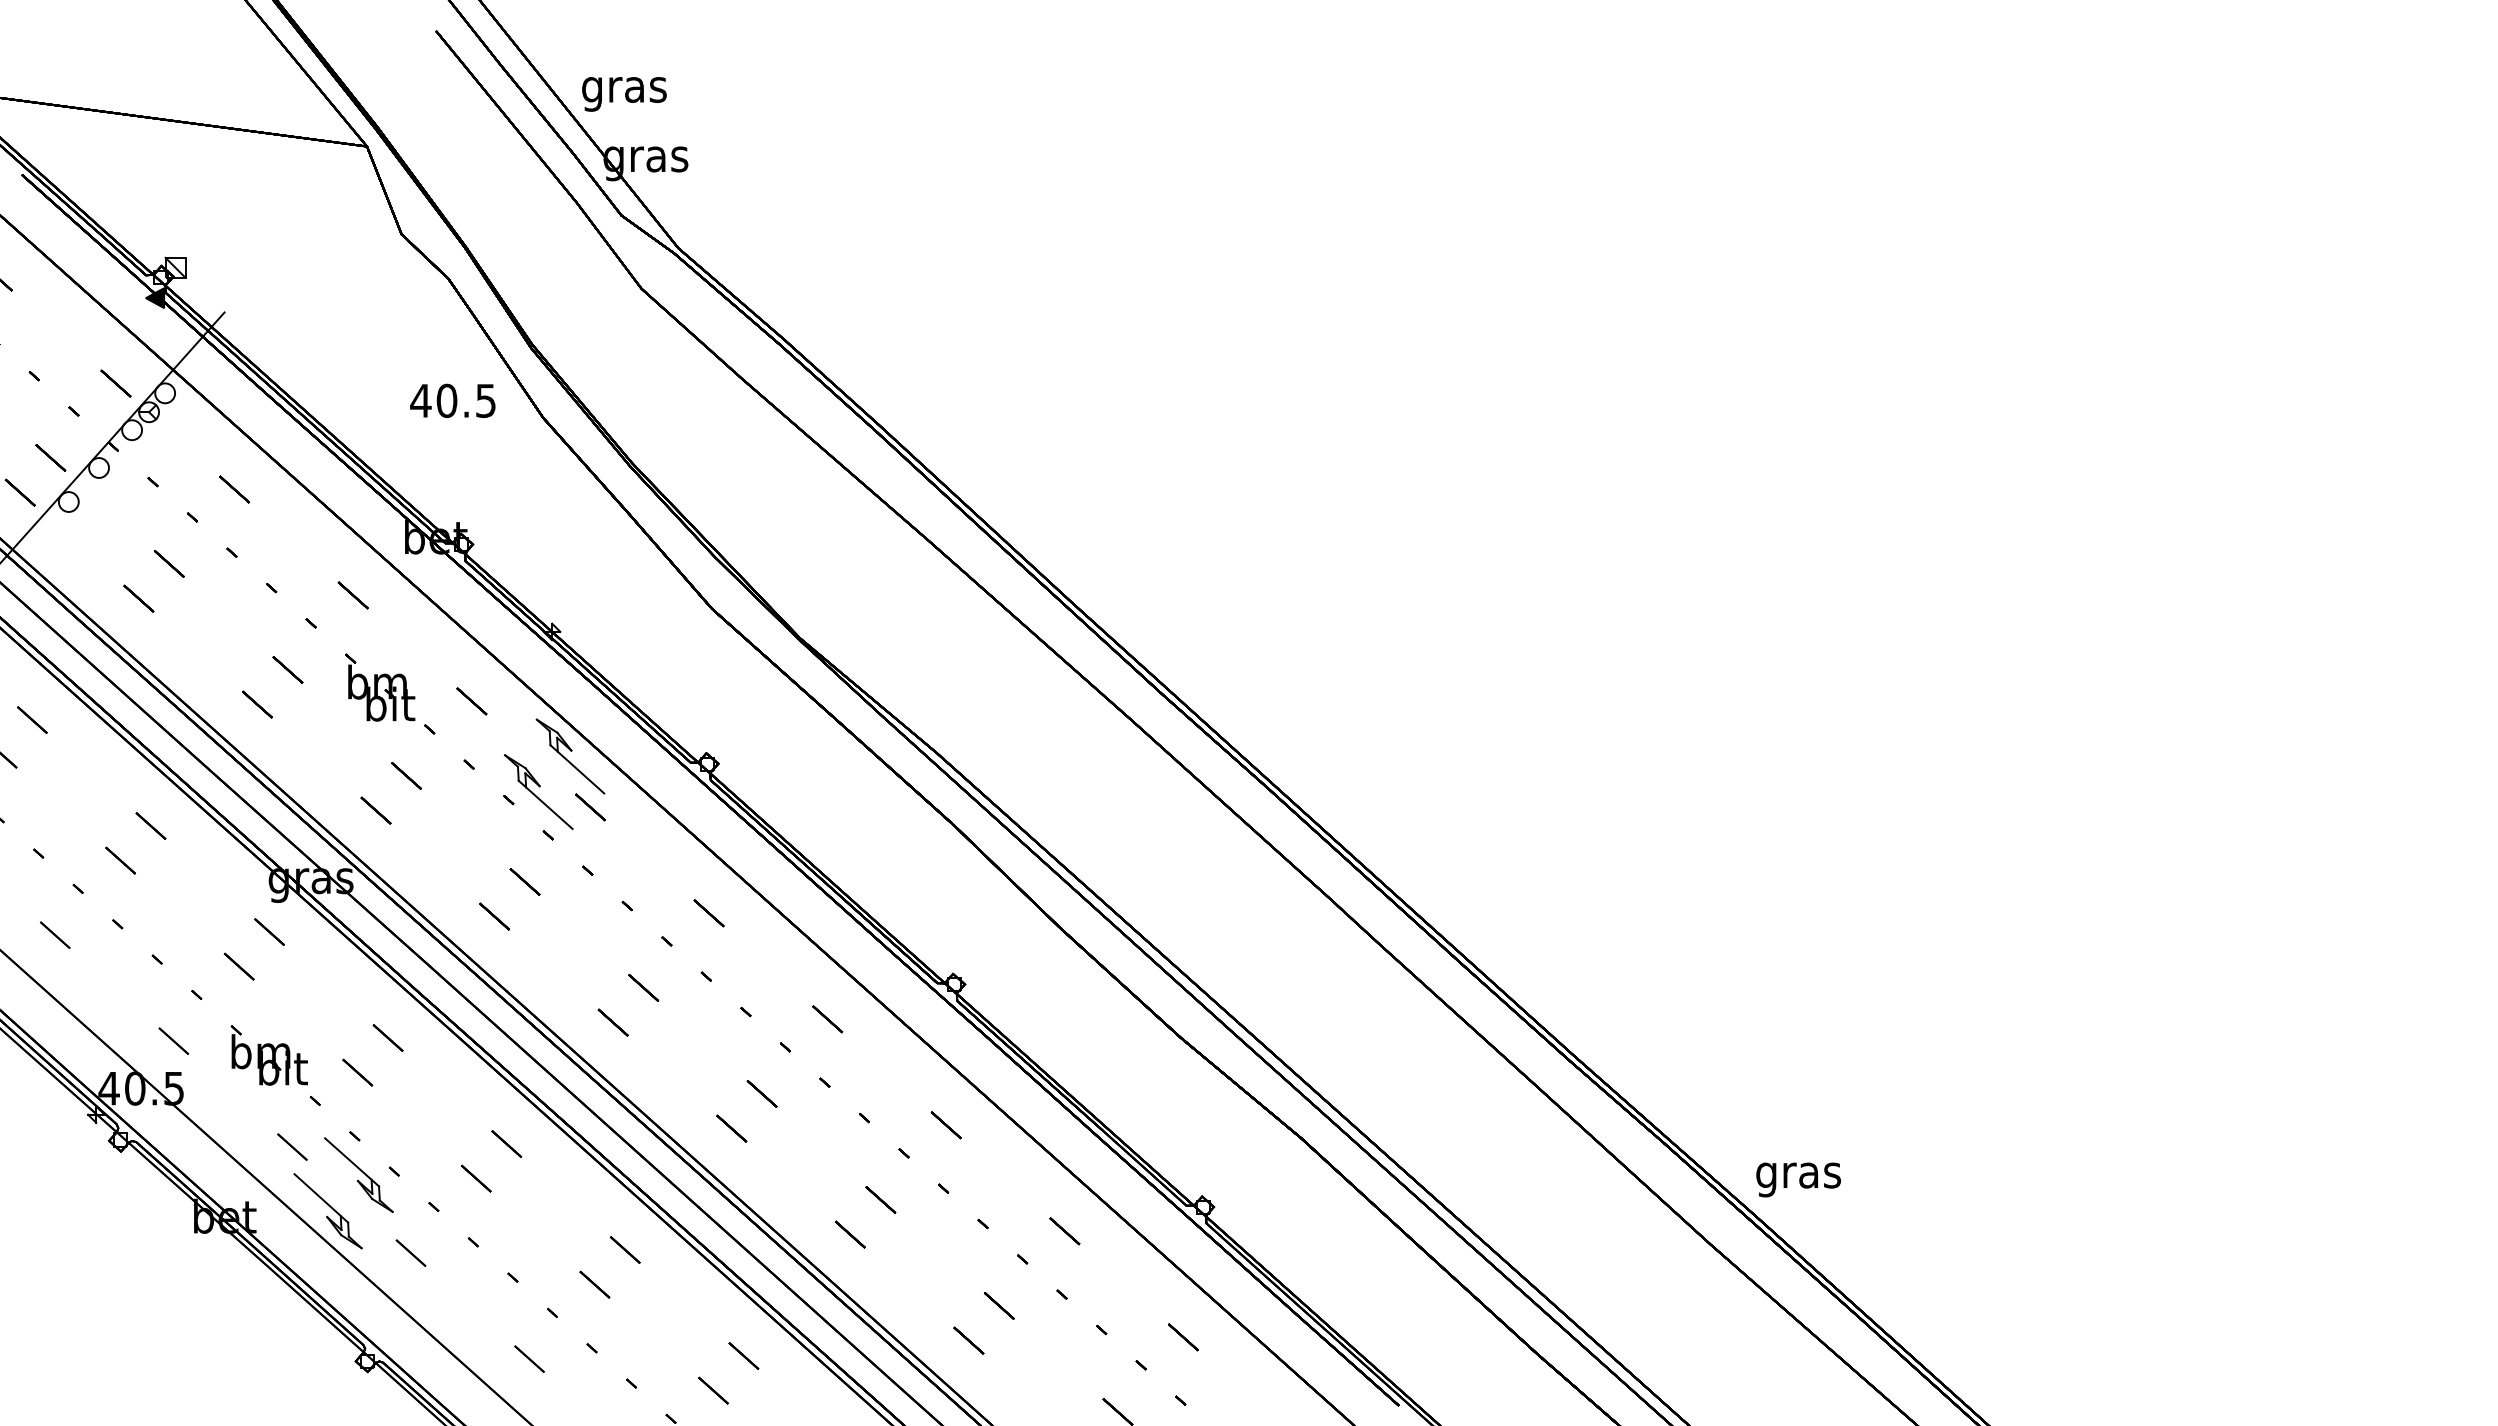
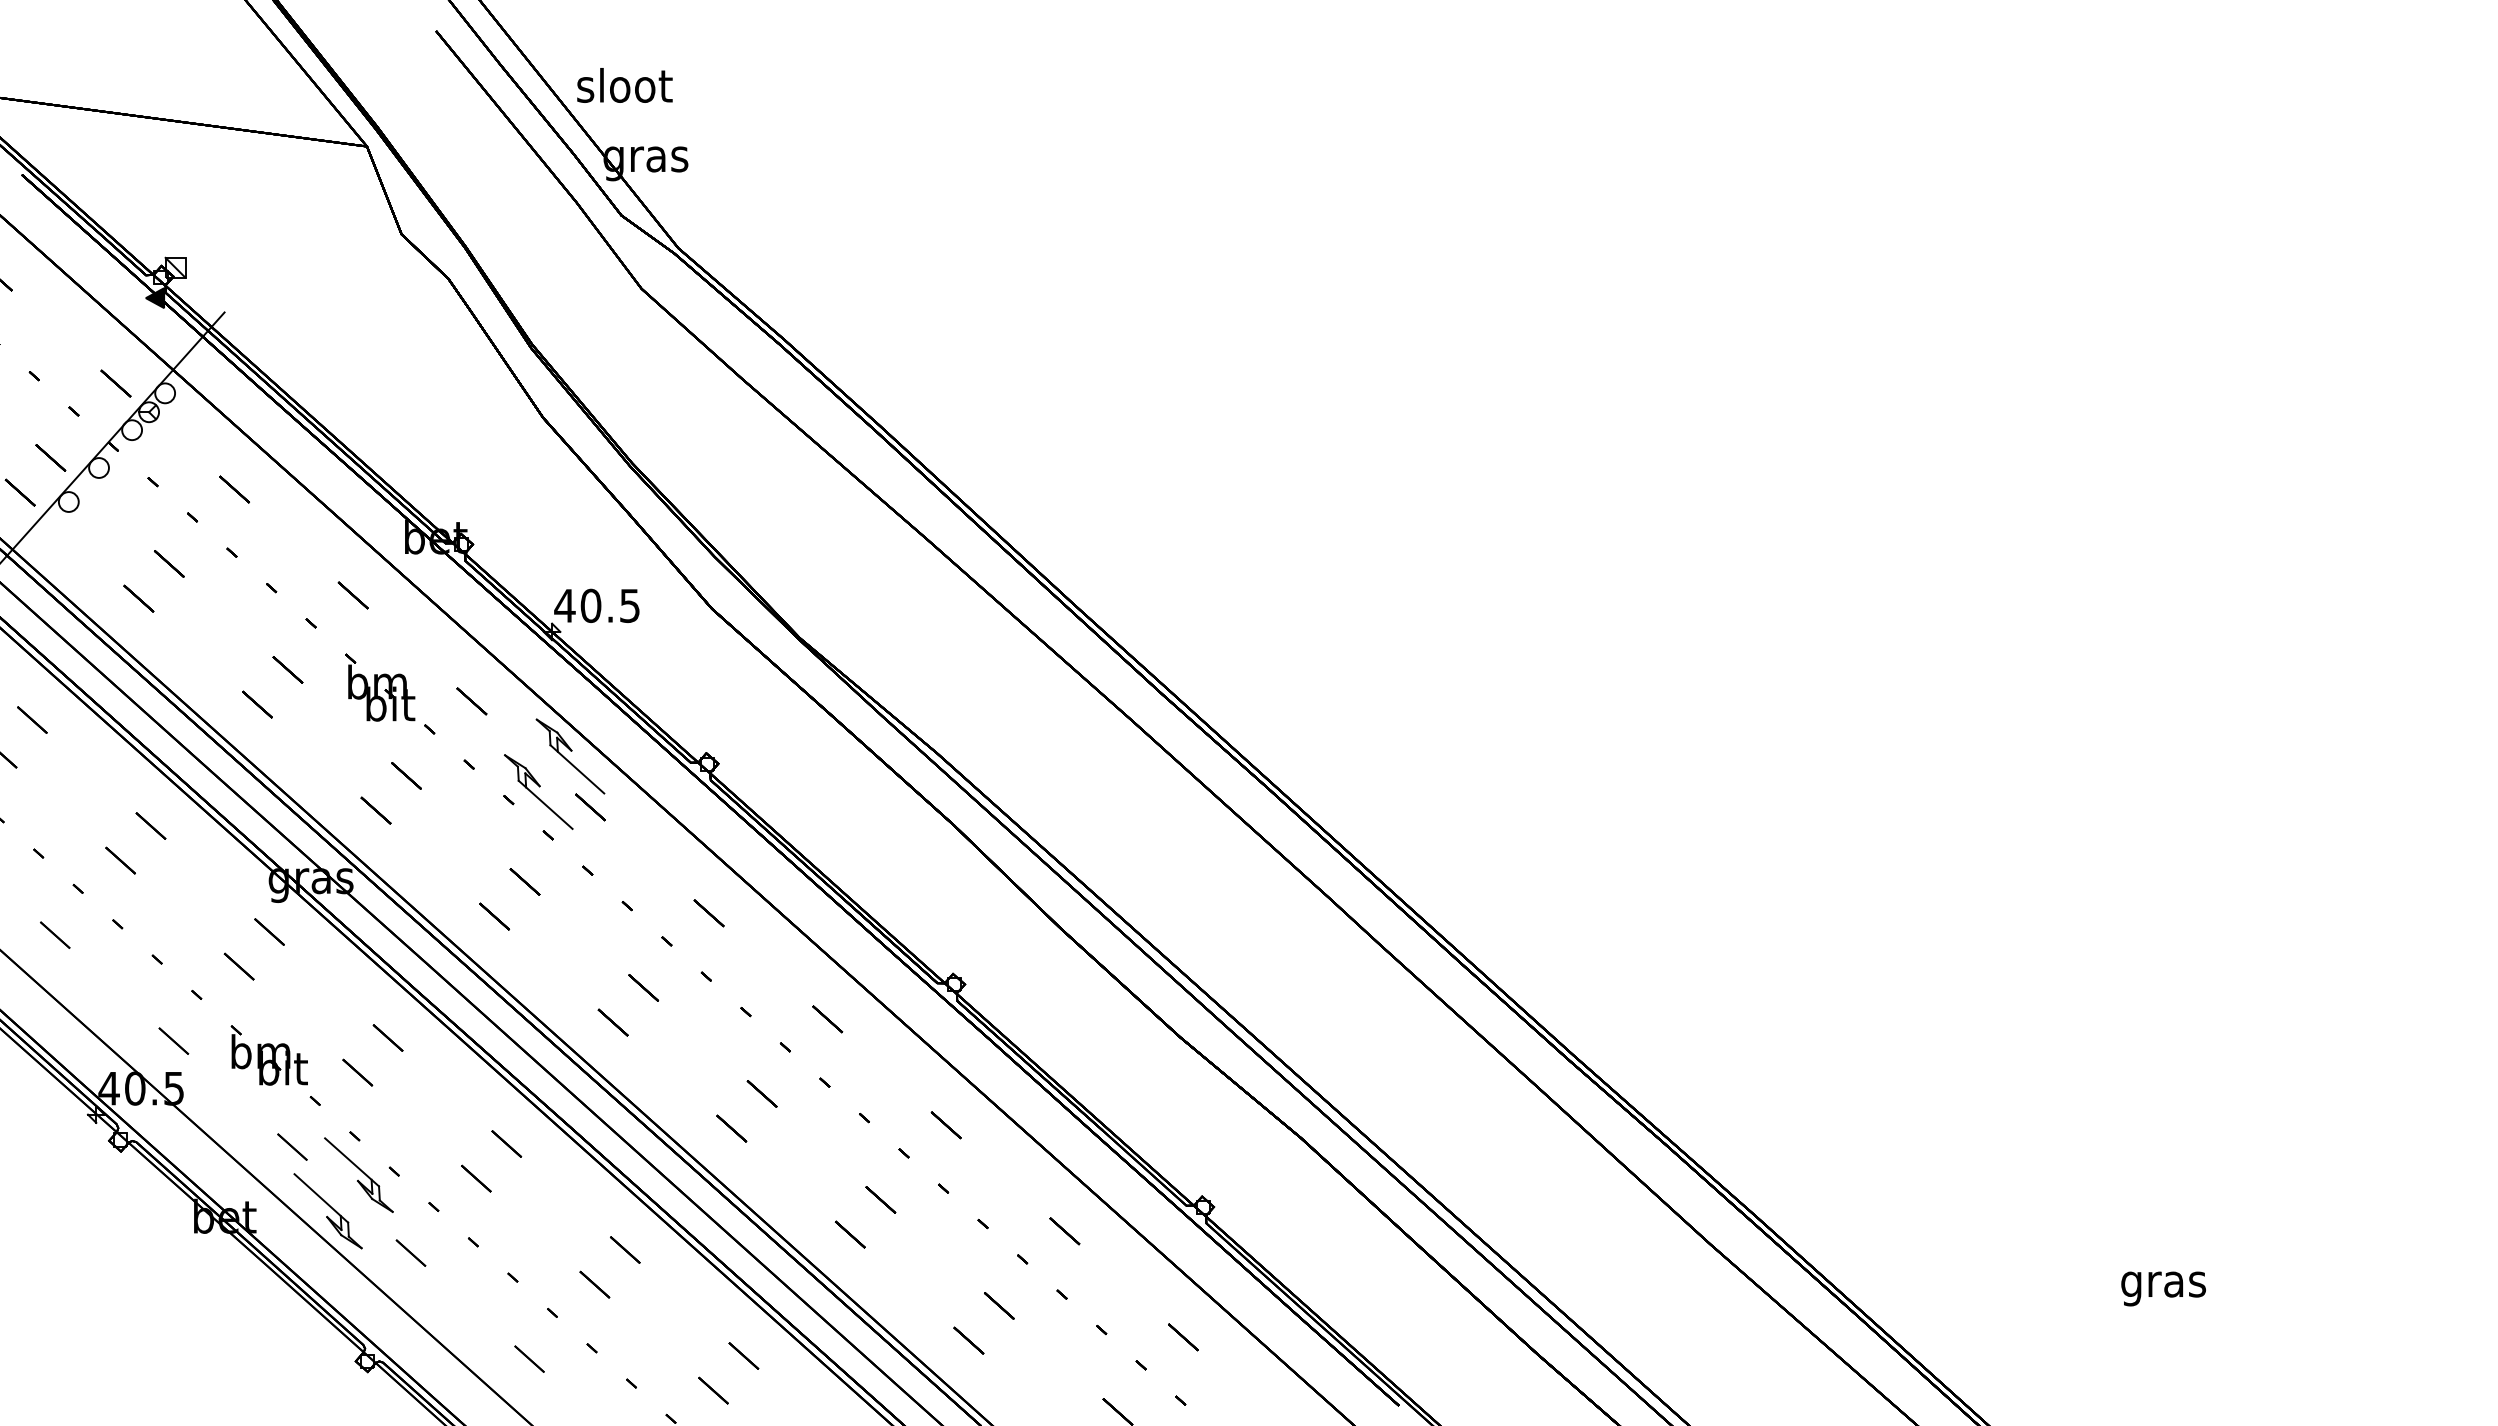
text: gras -> sloot (624, 89)
text position: (452, 400) -> (596, 605) (596, 605)
text position: (1798, 1179) -> (2163, 1288) (2163, 1288)
